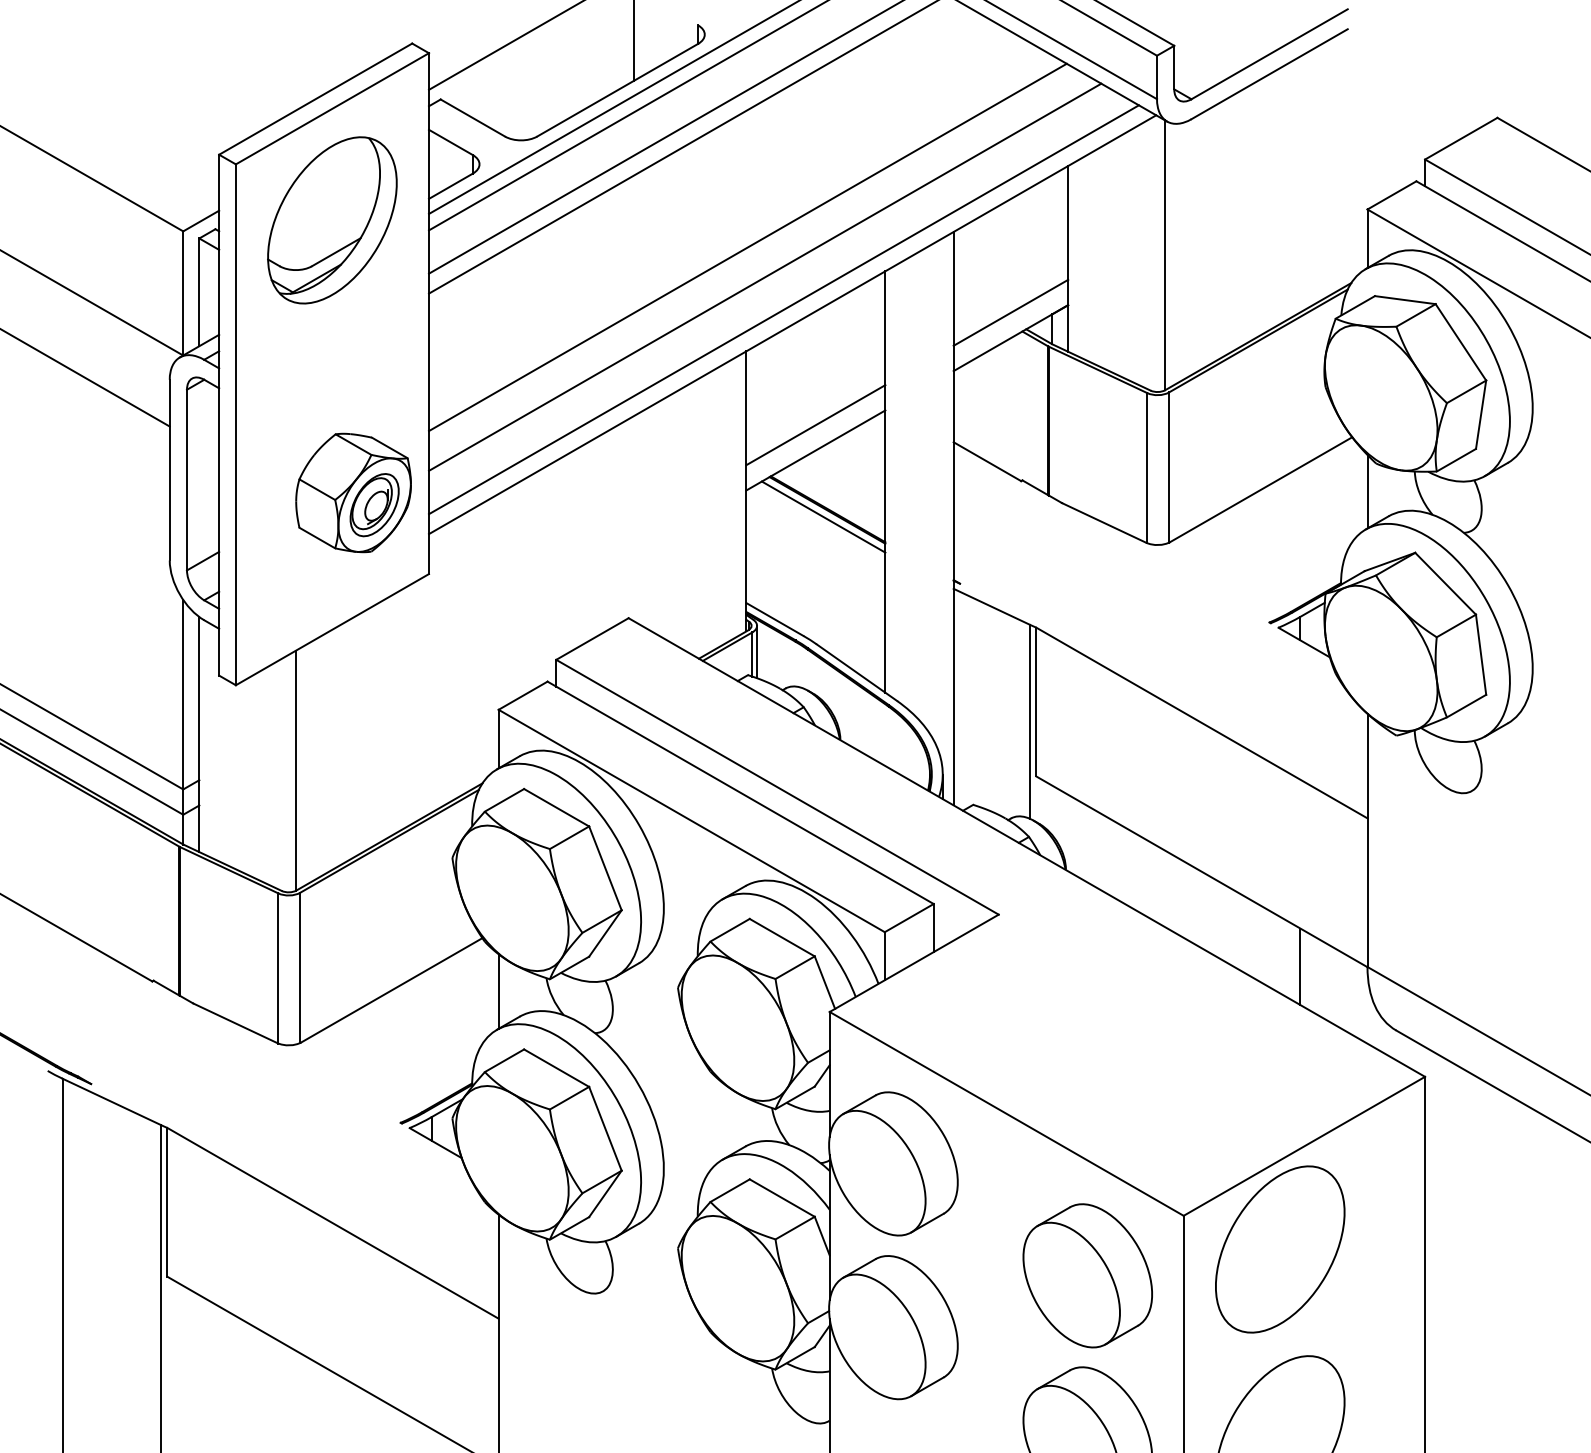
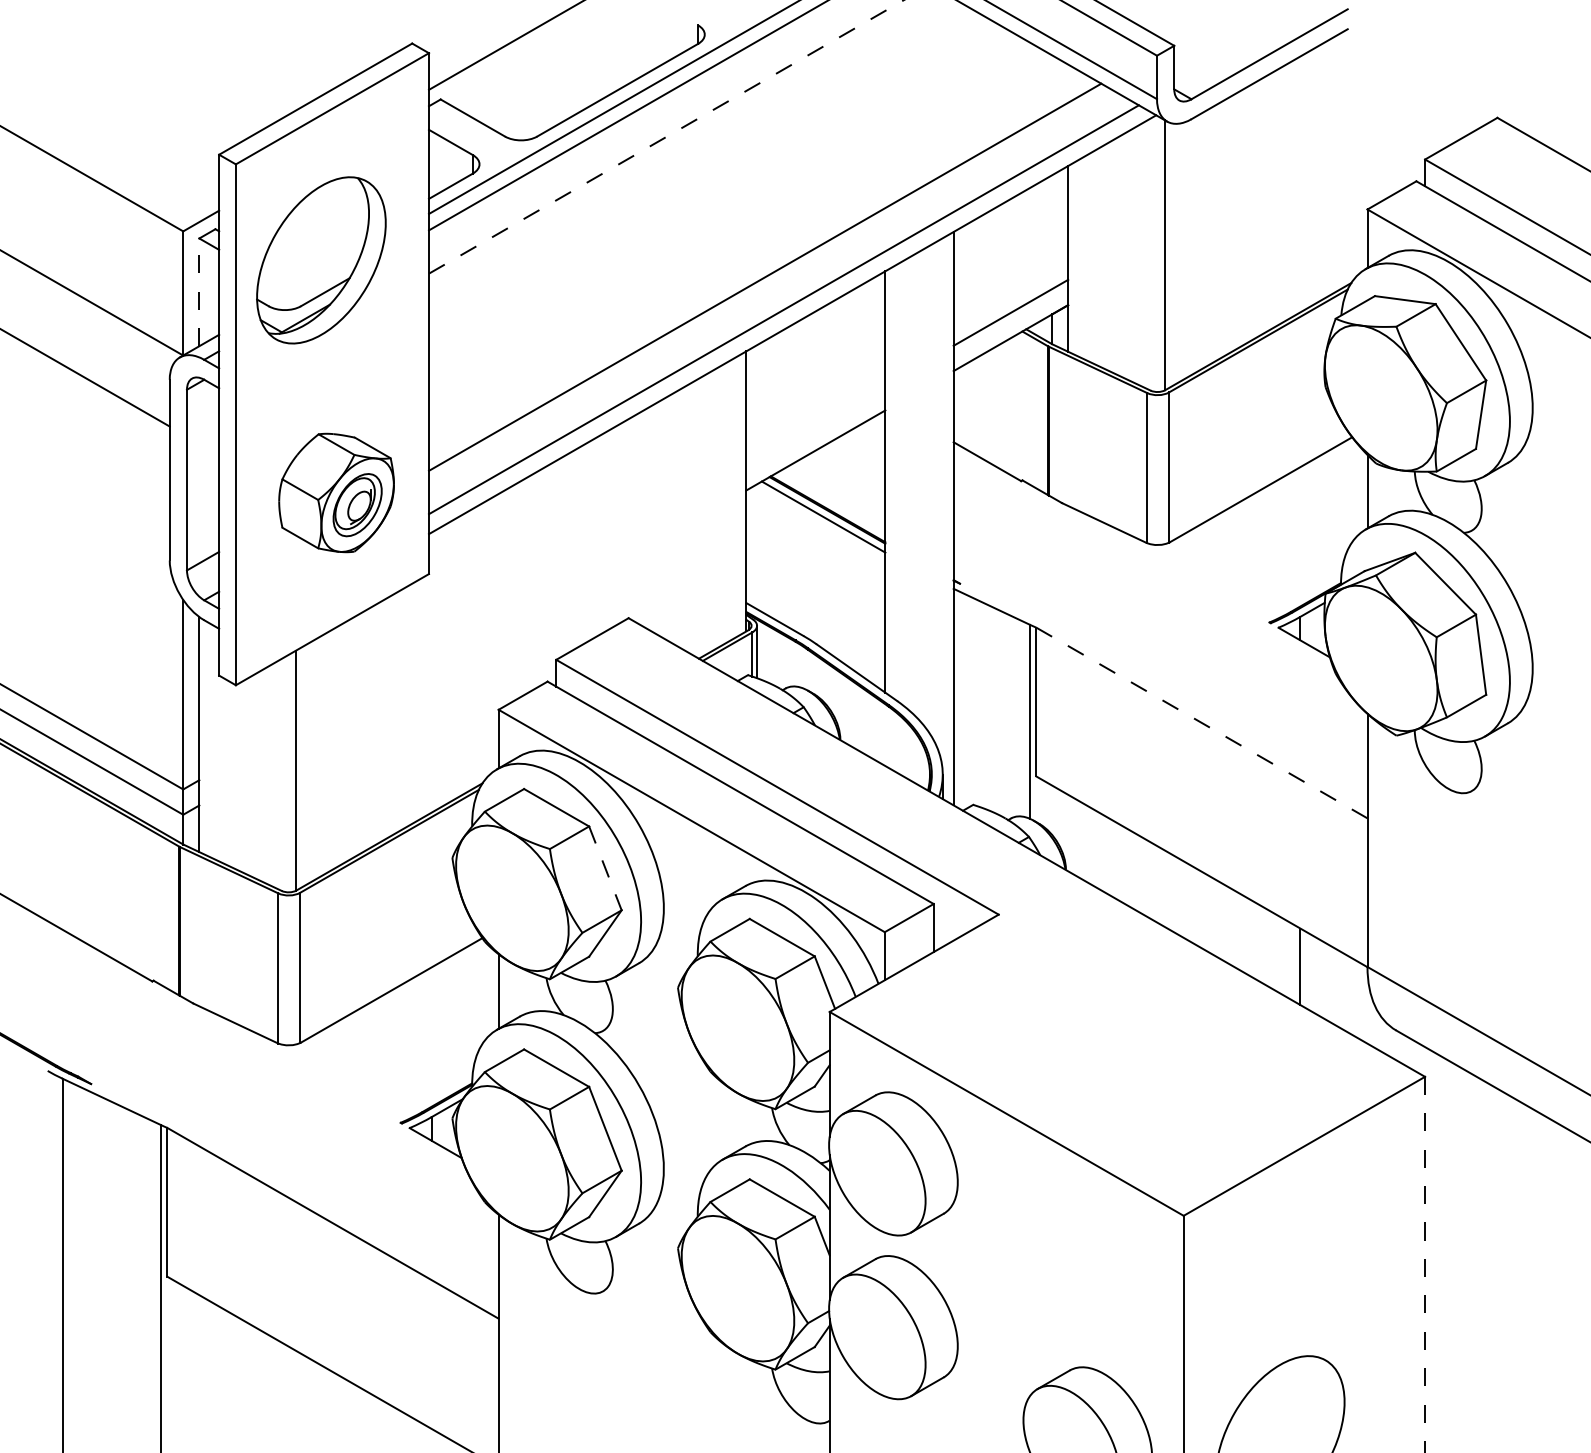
line: present -> none (633, 41)
line: solid -> dashed (667, 136)
line: present -> none (681, 147)
part position: (332, 220) -> (321, 260) (321, 260)
line: present -> none (747, 247)
line: solid -> dashed (199, 292)
line: present -> none (815, 425)
part position: (353, 492) -> (336, 492) (336, 492)
line: solid -> dashed (1202, 723)
line: solid -> dashed (605, 868)
part: present -> none (1280, 1249)
line: solid -> dashed (1425, 1264)
part: present -> none (1087, 1275)
